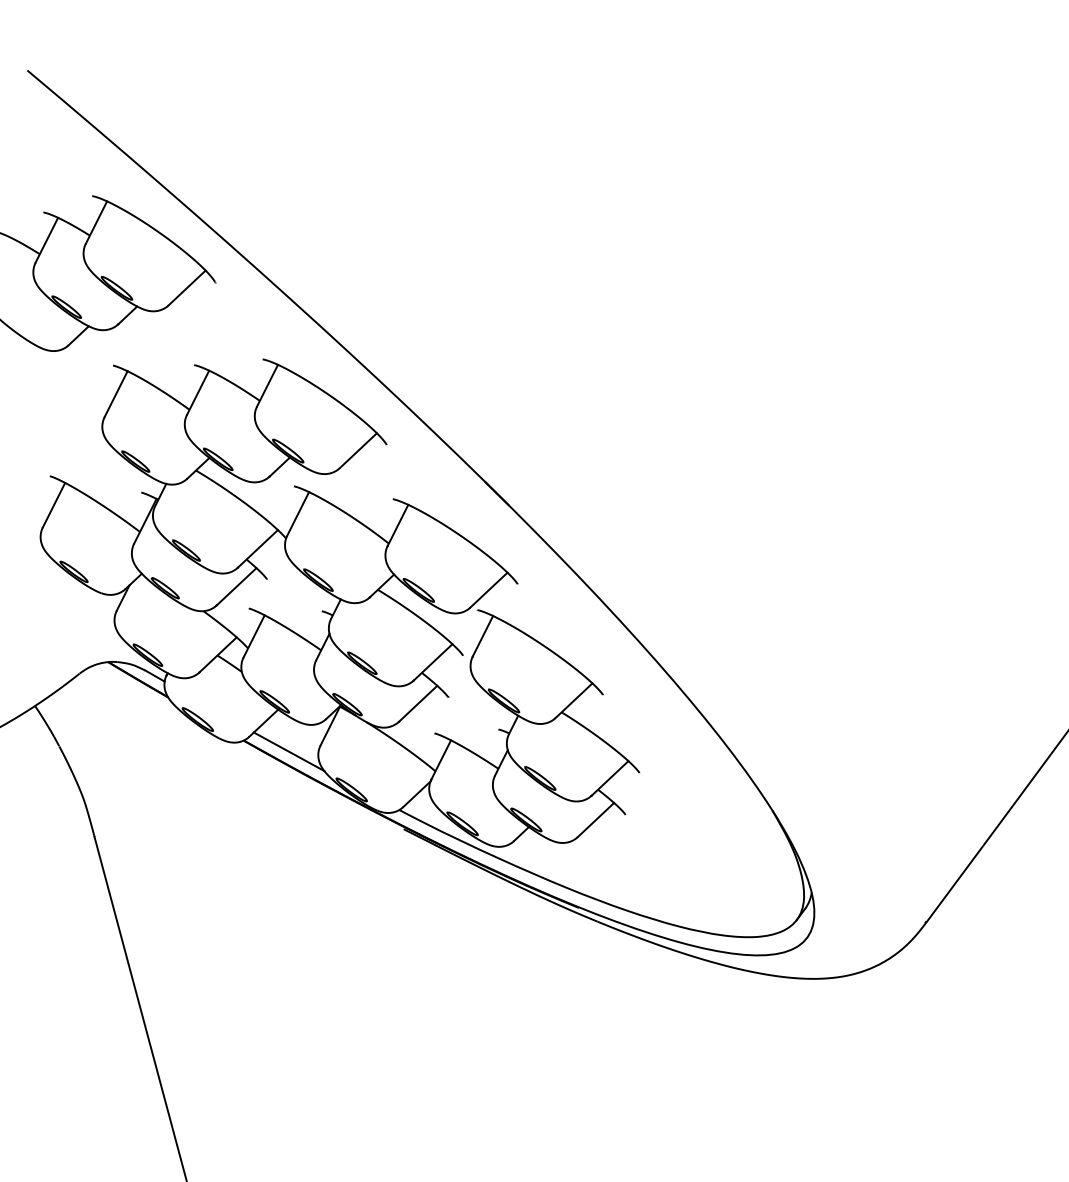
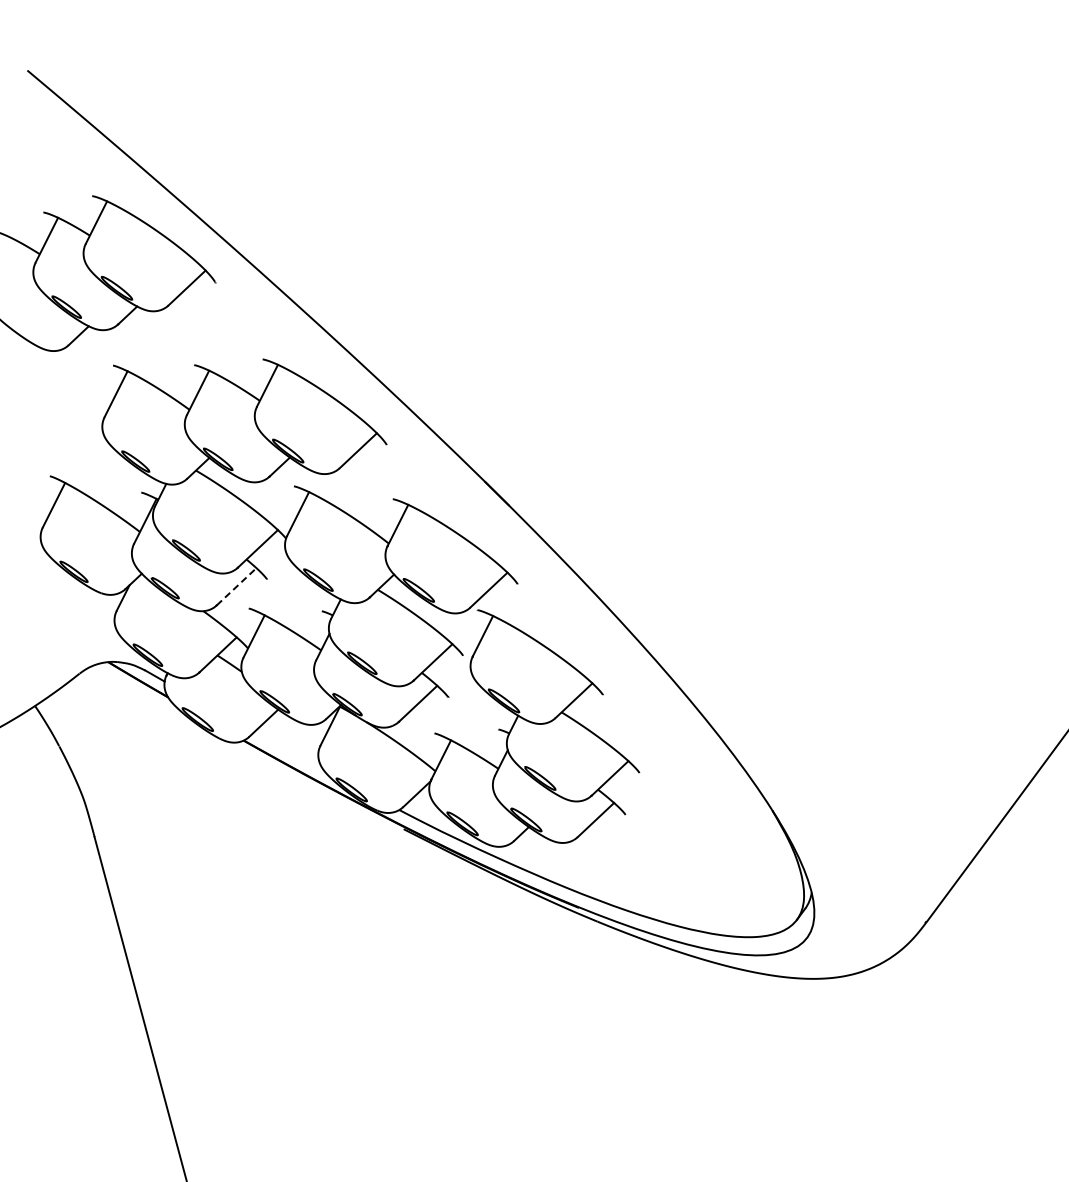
line: solid -> dashed (237, 586)
line: present -> none (288, 751)
